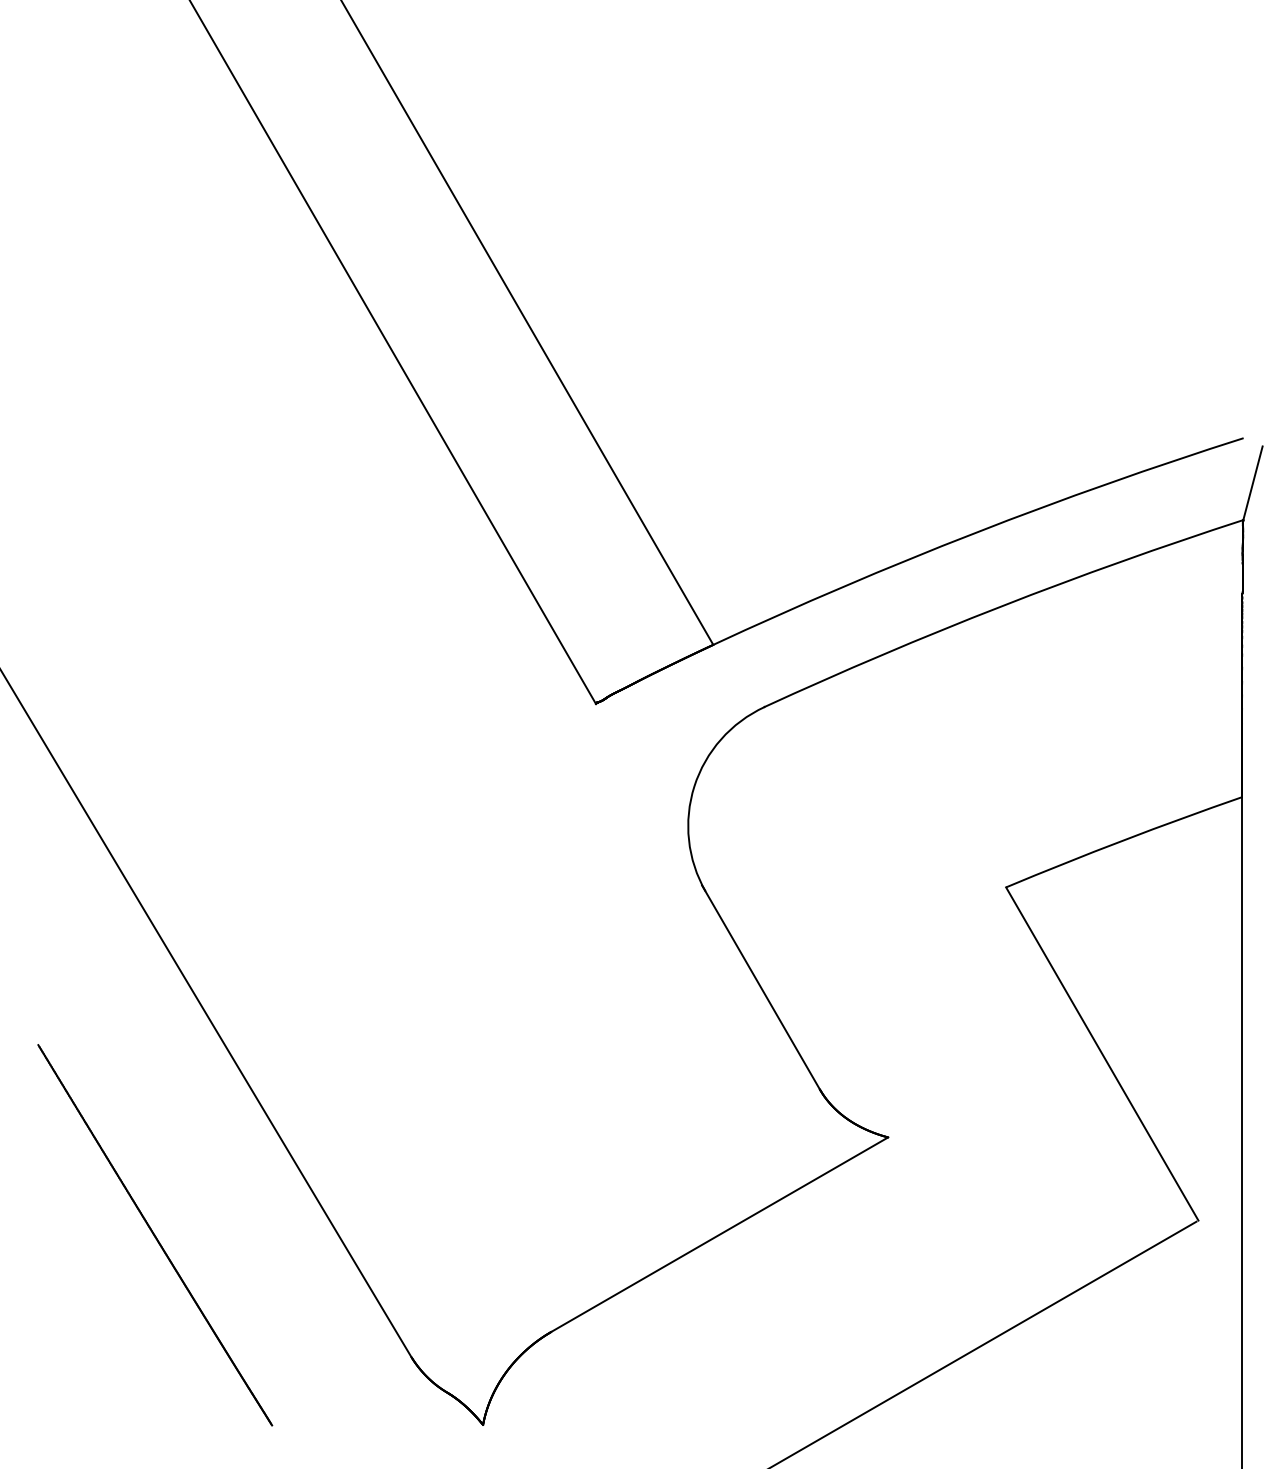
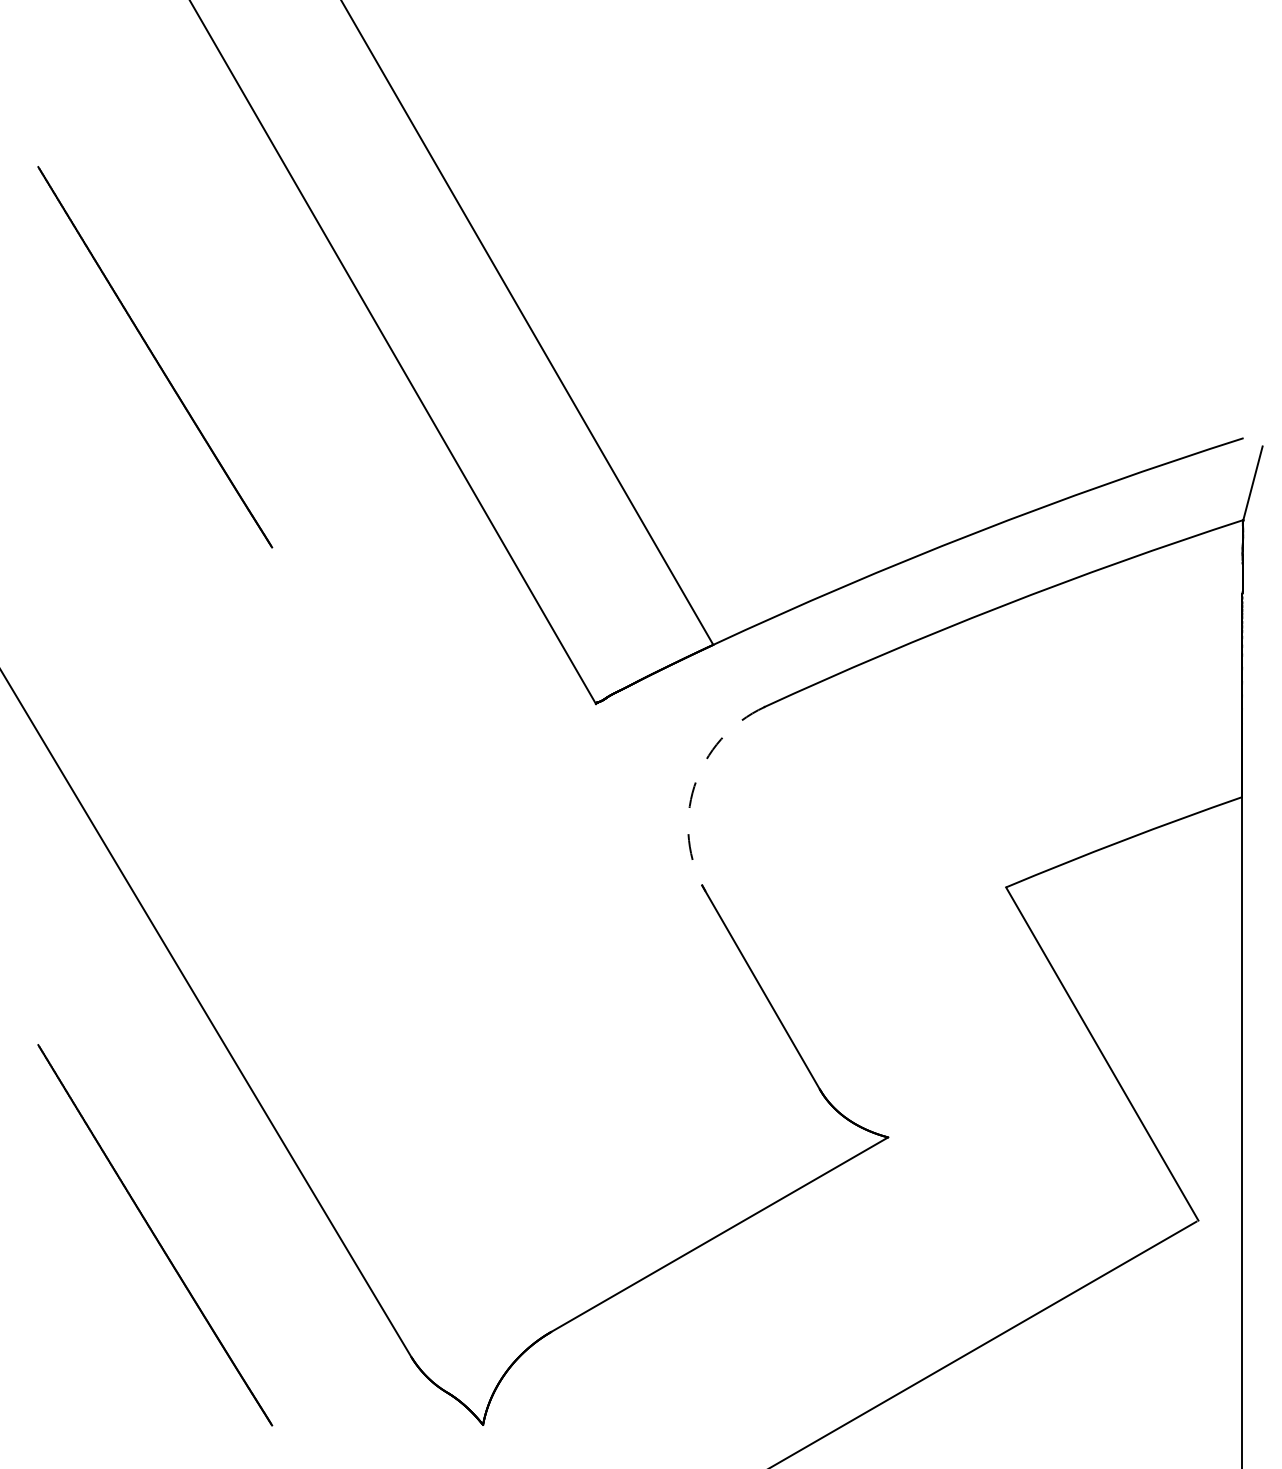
line: none -> present (155, 357)
arc: solid -> dashed (694, 786)
